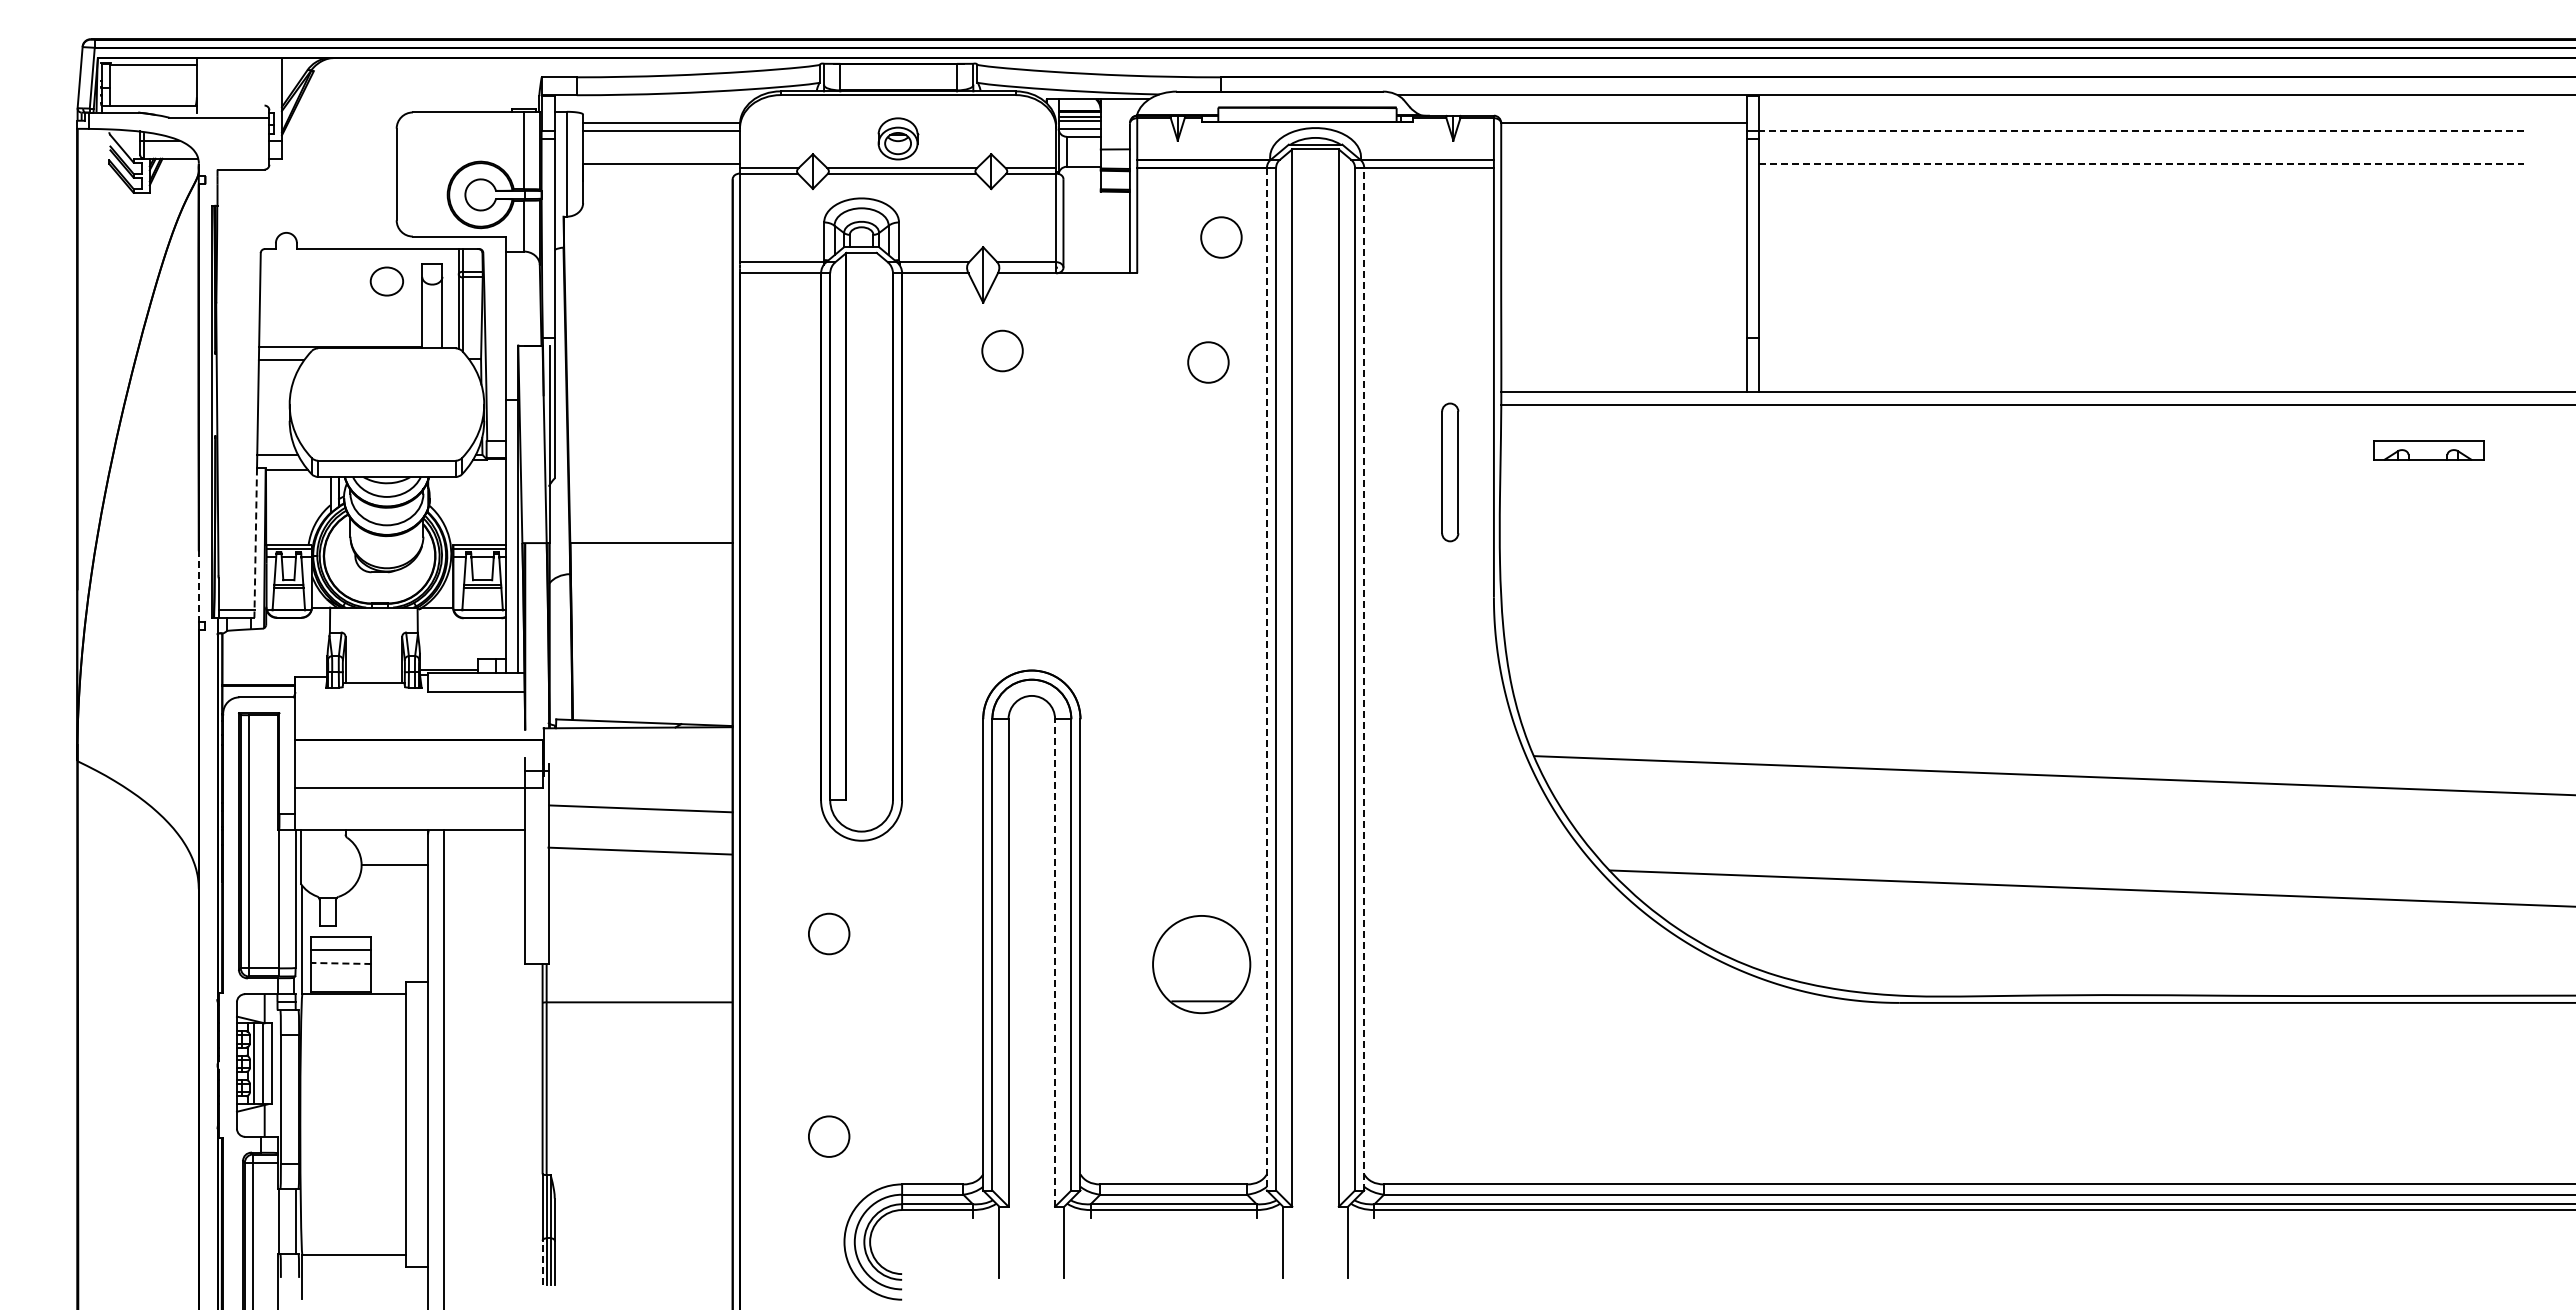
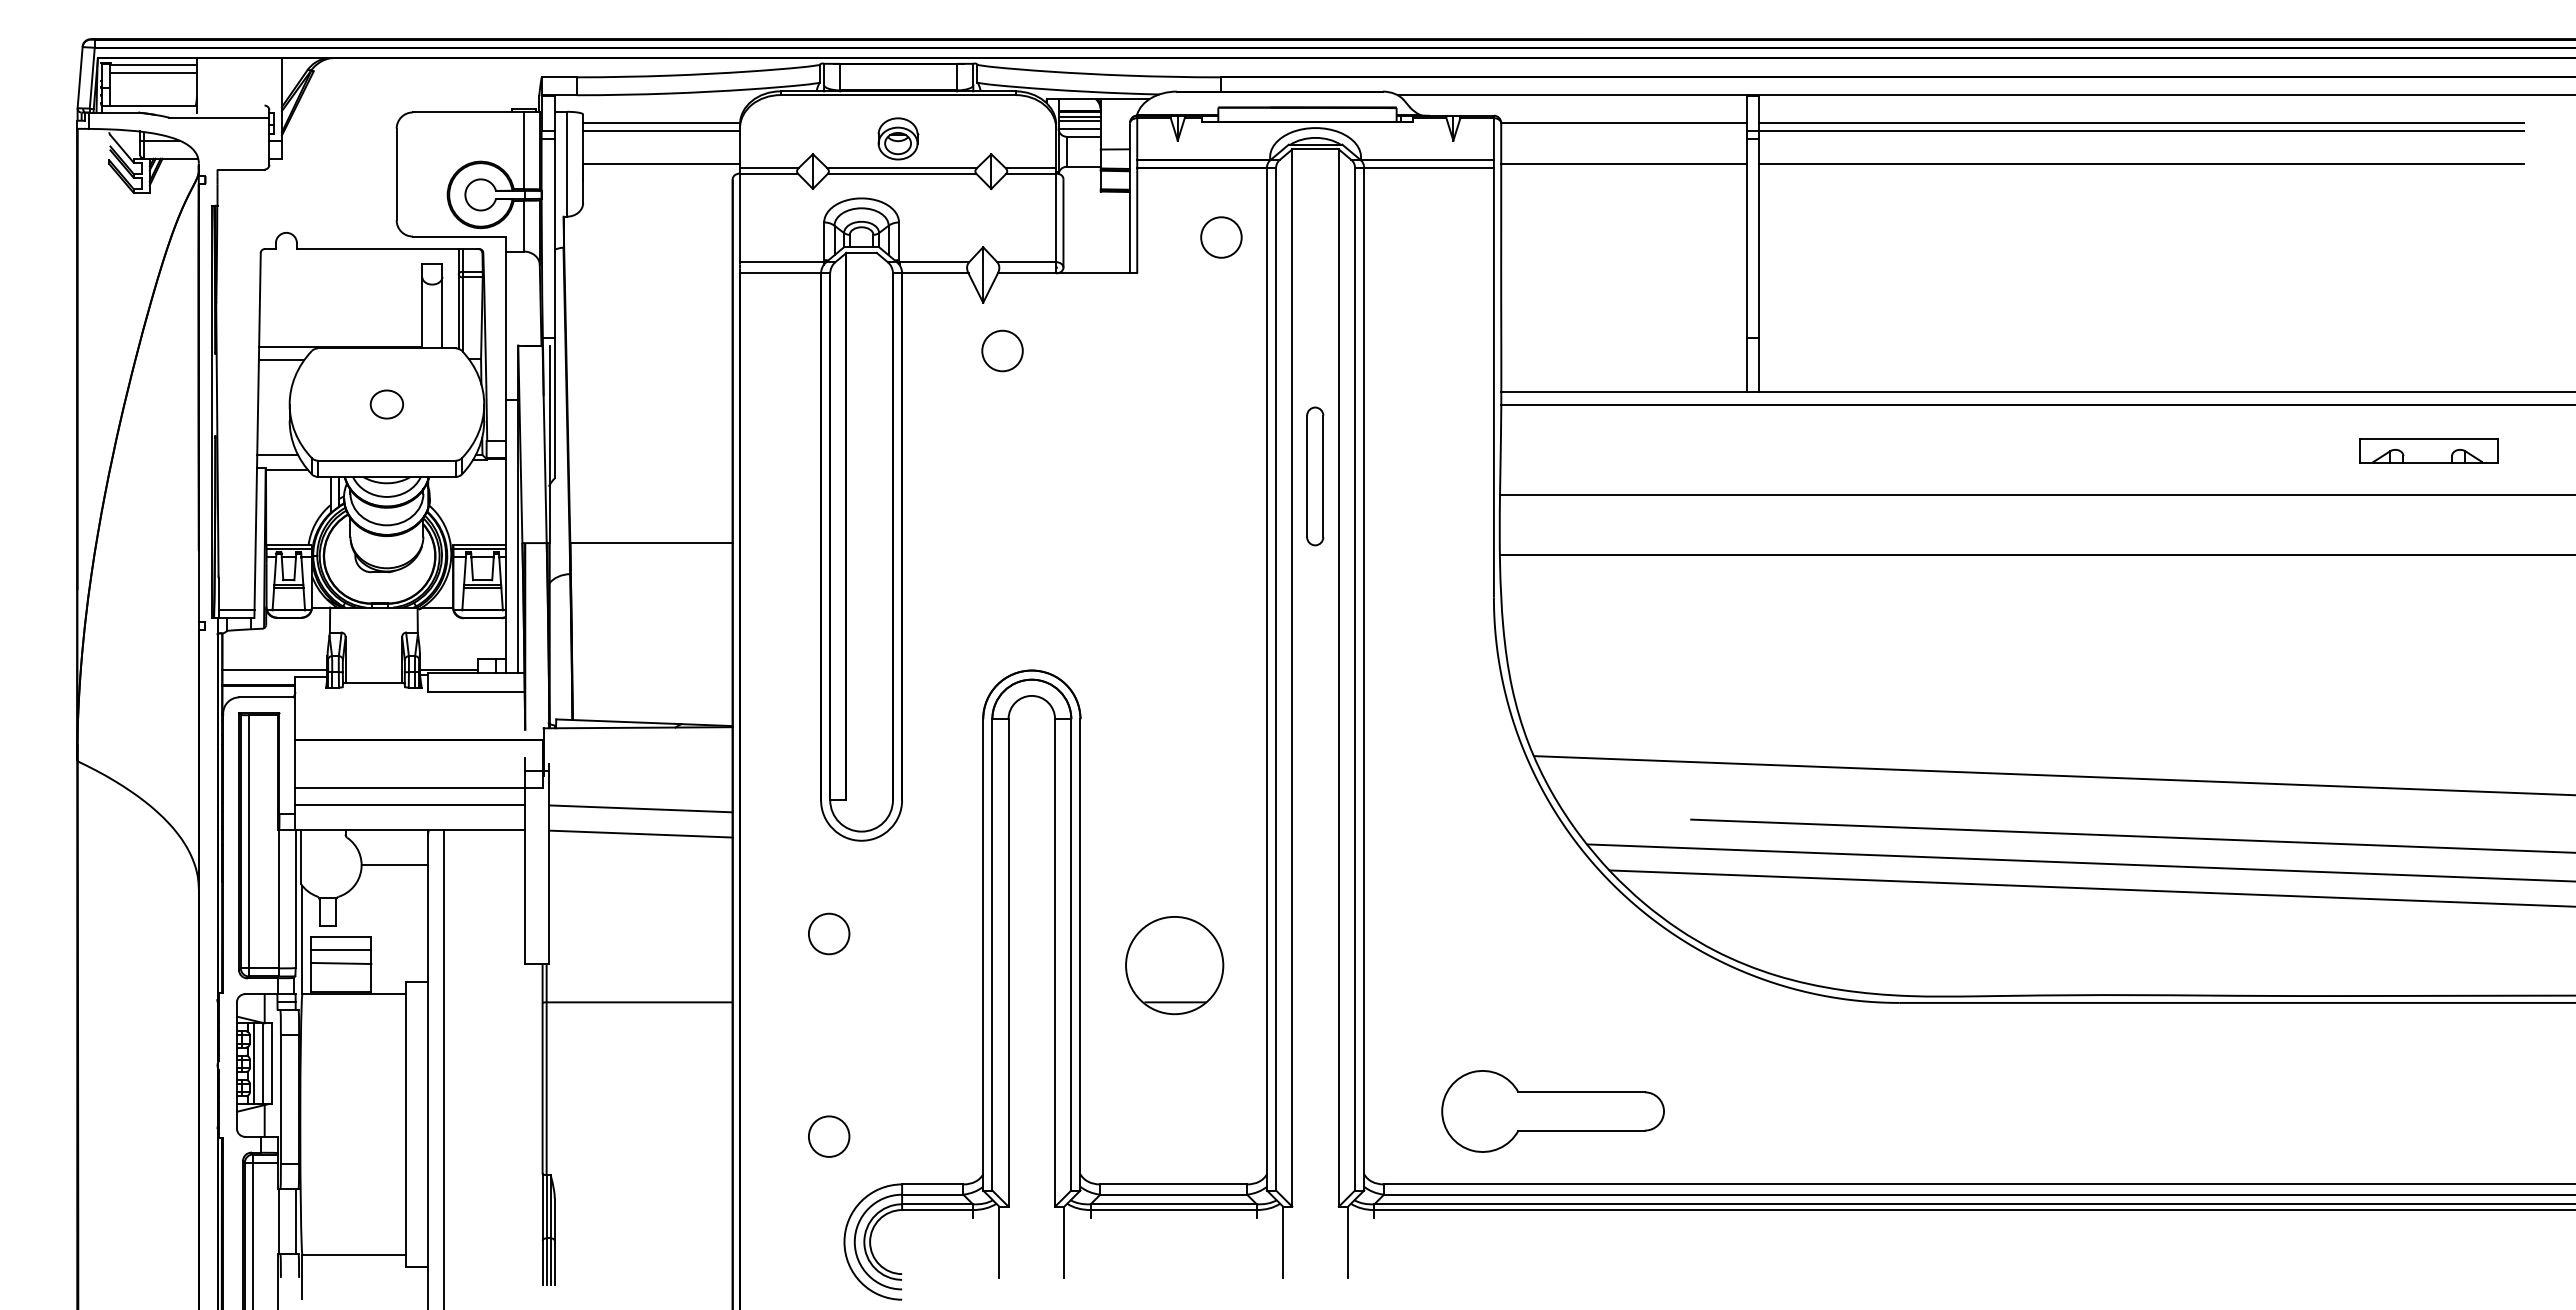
line: none -> present (152, 73)
line: none -> present (2141, 122)
line: dashed -> solid (2140, 130)
line: none -> present (1623, 163)
line: dashed -> solid (2141, 163)
part position: (386, 281) -> (386, 404) (386, 404)
circle: present -> none (1208, 362)
part size: 112x21 px -> 140x26 px (2428, 450)
part position: (1450, 472) -> (1315, 476) (1315, 476)
line: none -> present (2036, 495)
line: dashed -> solid (255, 543)
line: none -> present (2036, 555)
line: dashed -> solid (198, 586)
line: none -> present (274, 669)
line: dashed -> solid (1364, 678)
line: dashed -> solid (1266, 679)
line: none -> present (410, 805)
line: none -> present (2131, 835)
line position: (639, 850) -> (640, 833) (640, 833)
line: none -> present (2079, 862)
line: dashed -> solid (1055, 962)
line: dashed -> solid (341, 963)
part position: (1201, 964) -> (1174, 965) (1174, 965)
part: none -> present (1552, 1111)
line: dashed -> solid (542, 1262)
